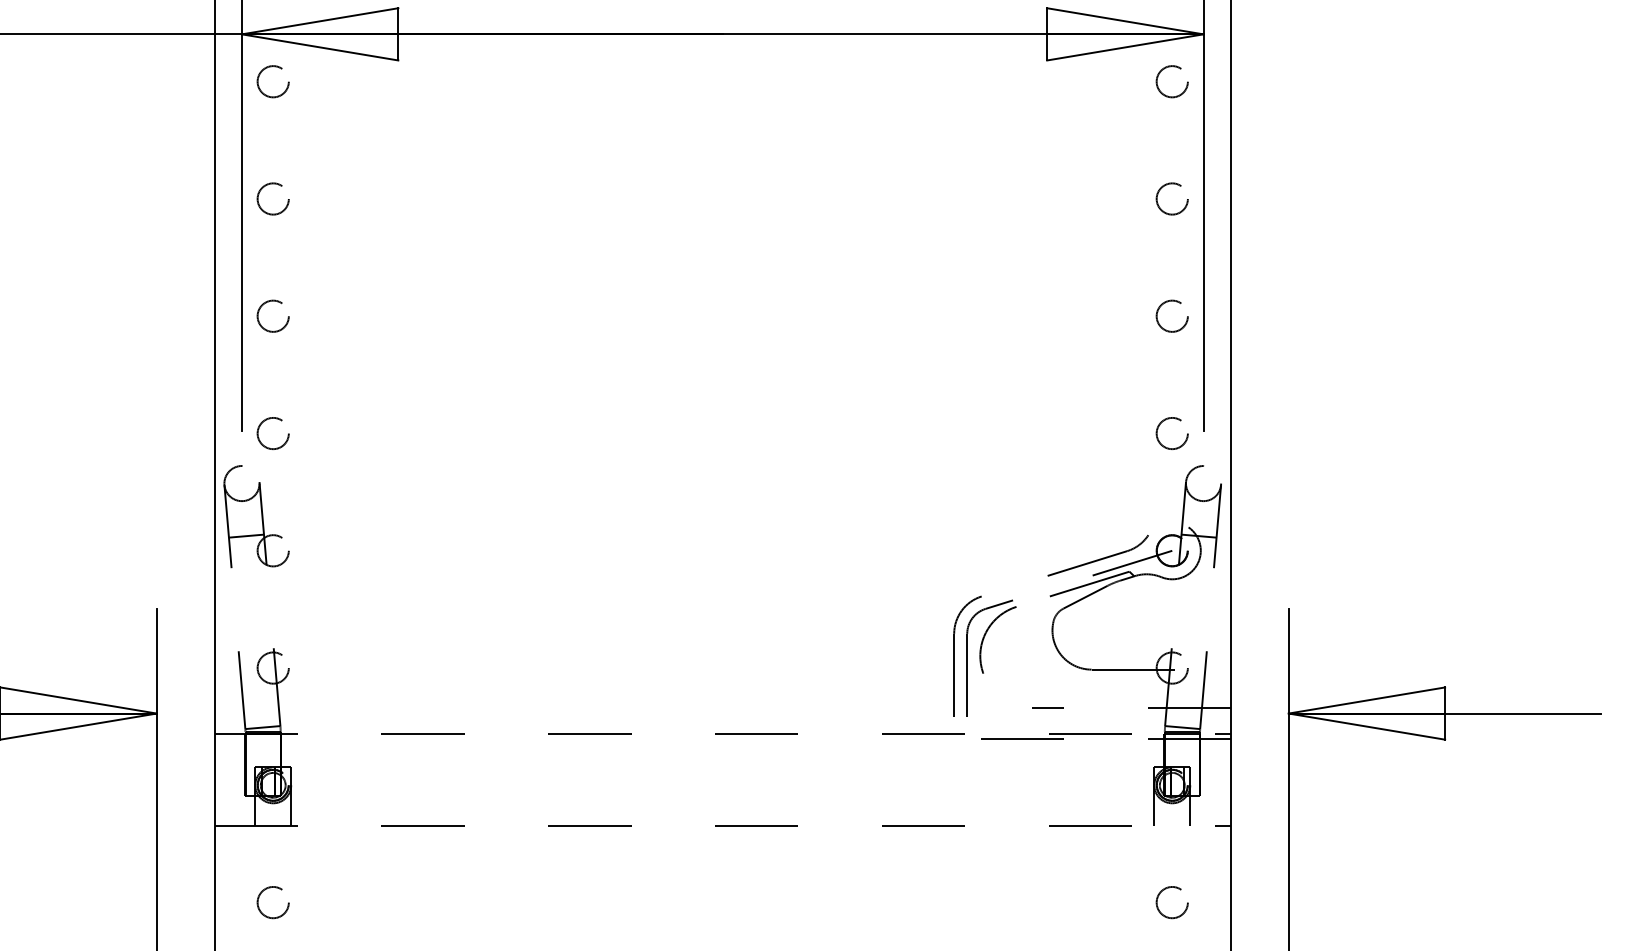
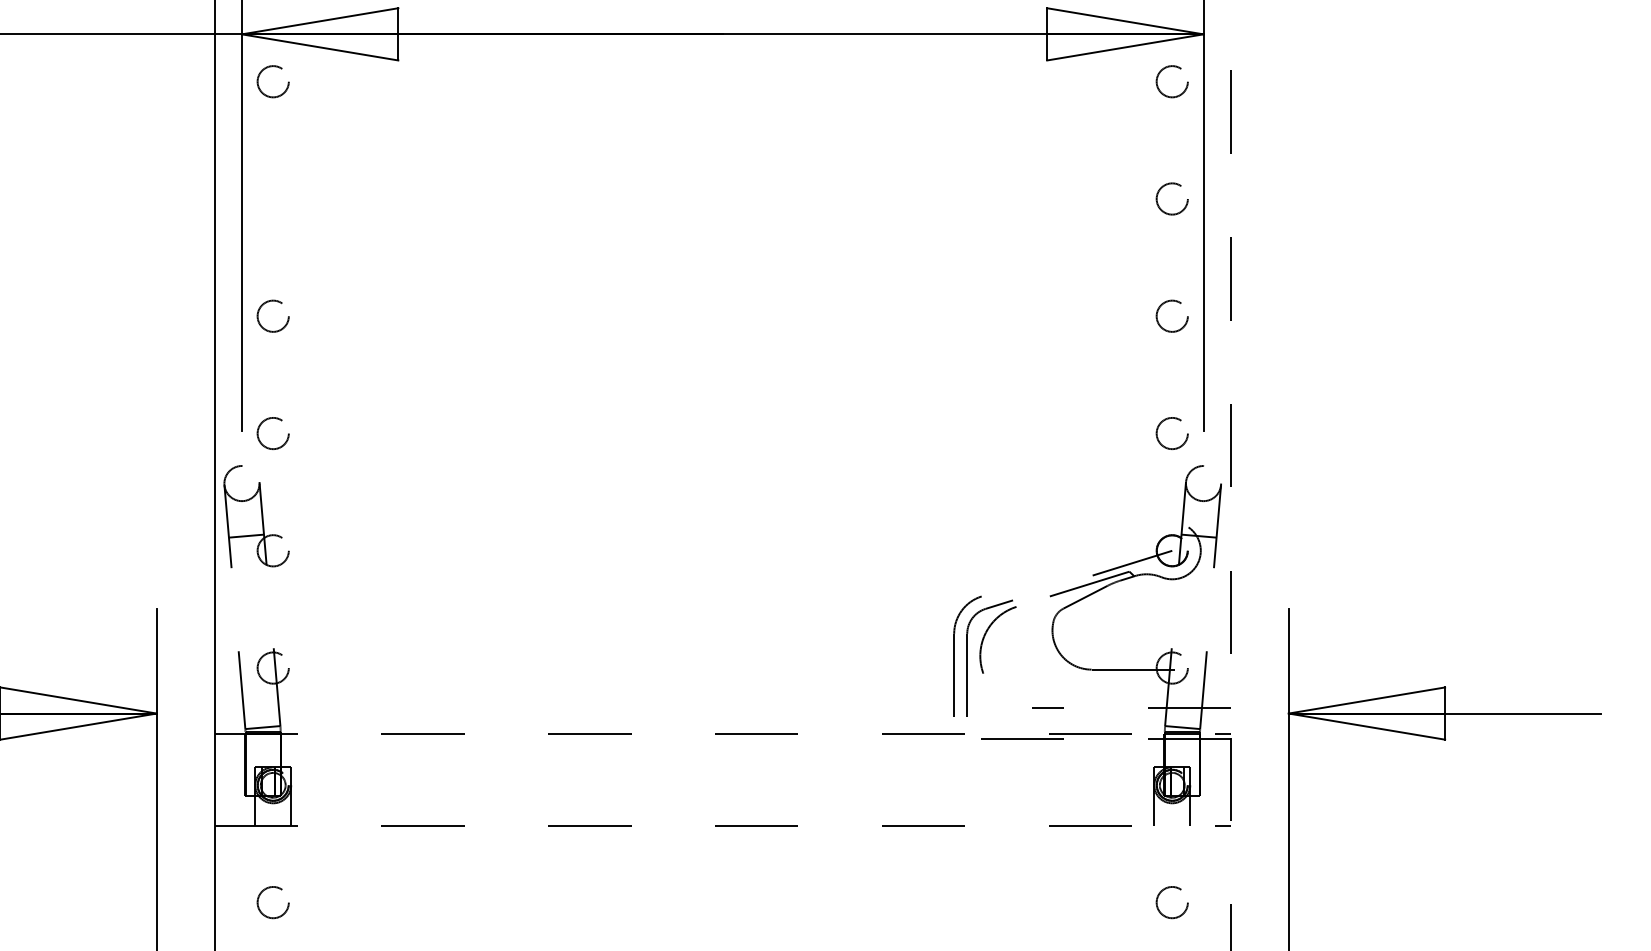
circle: present -> none (272, 198)
line: solid -> dashed (1230, 475)
part: present -> none (1097, 555)
